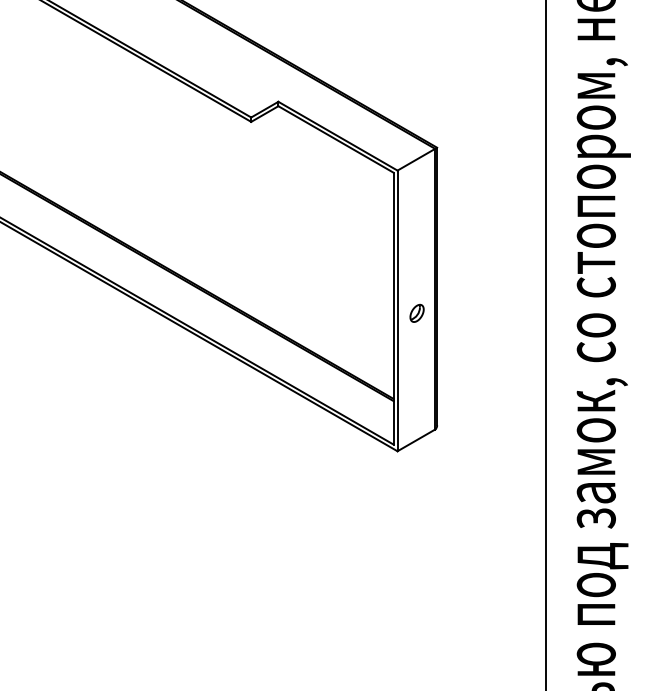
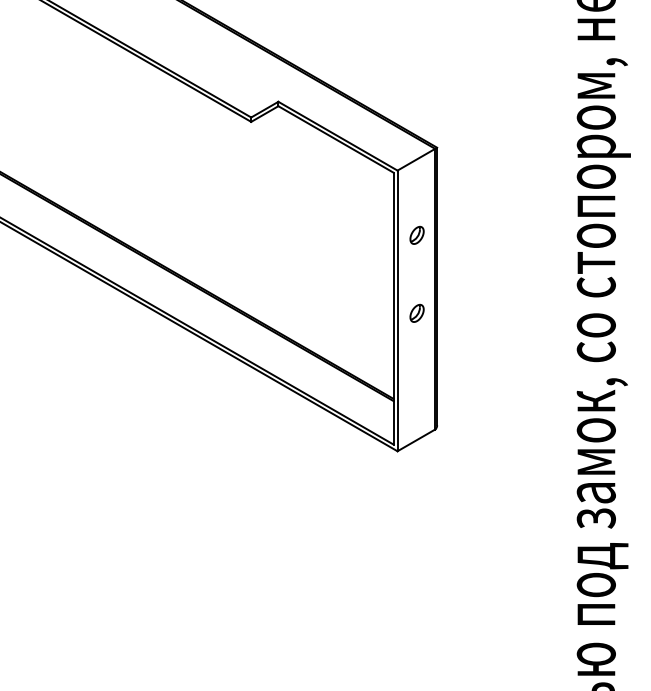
part: none -> present (416, 234)
line: present -> none (545, 344)
